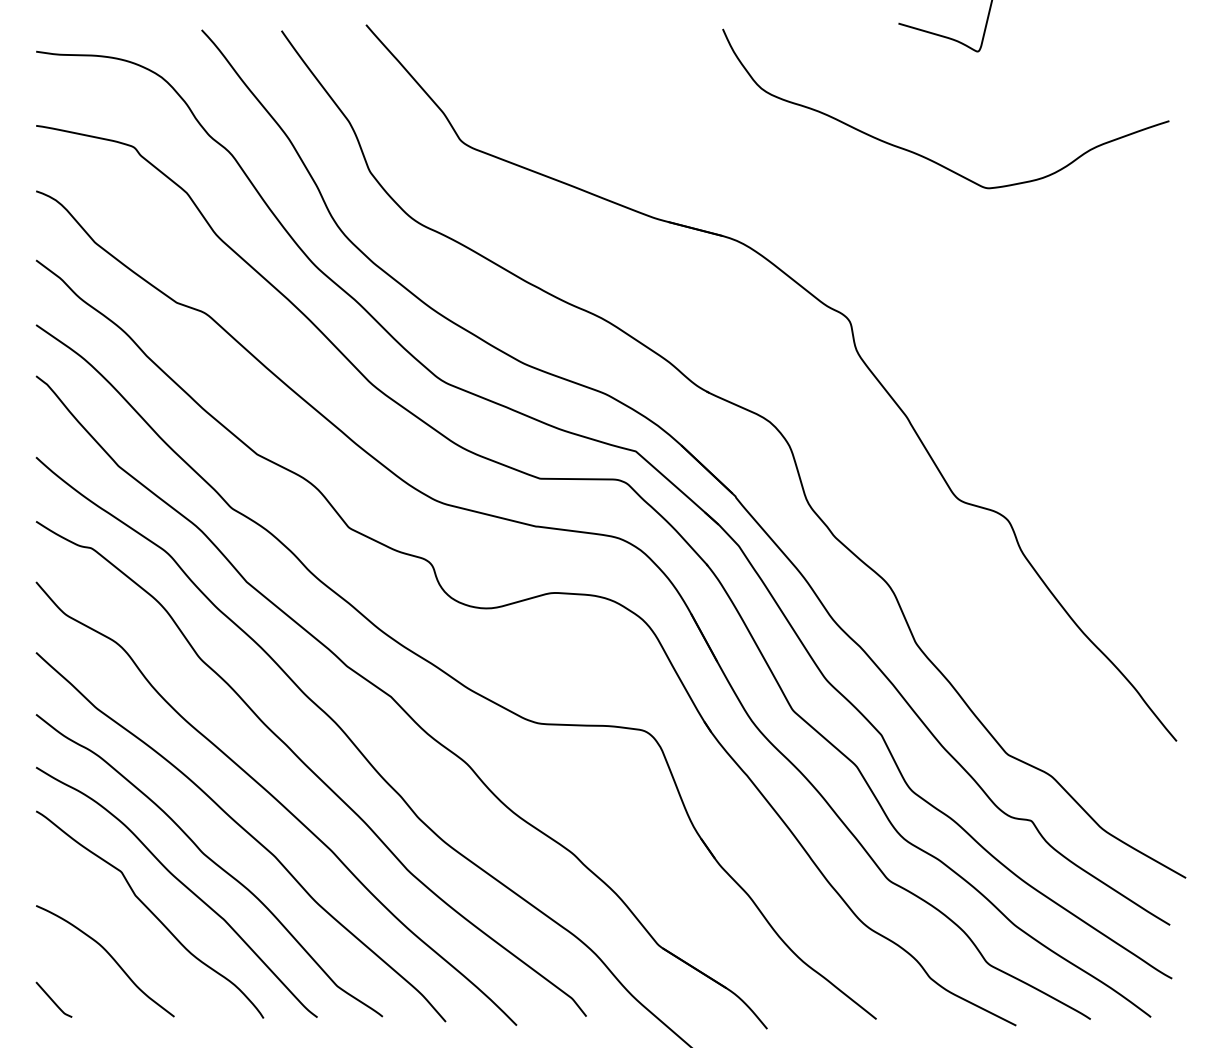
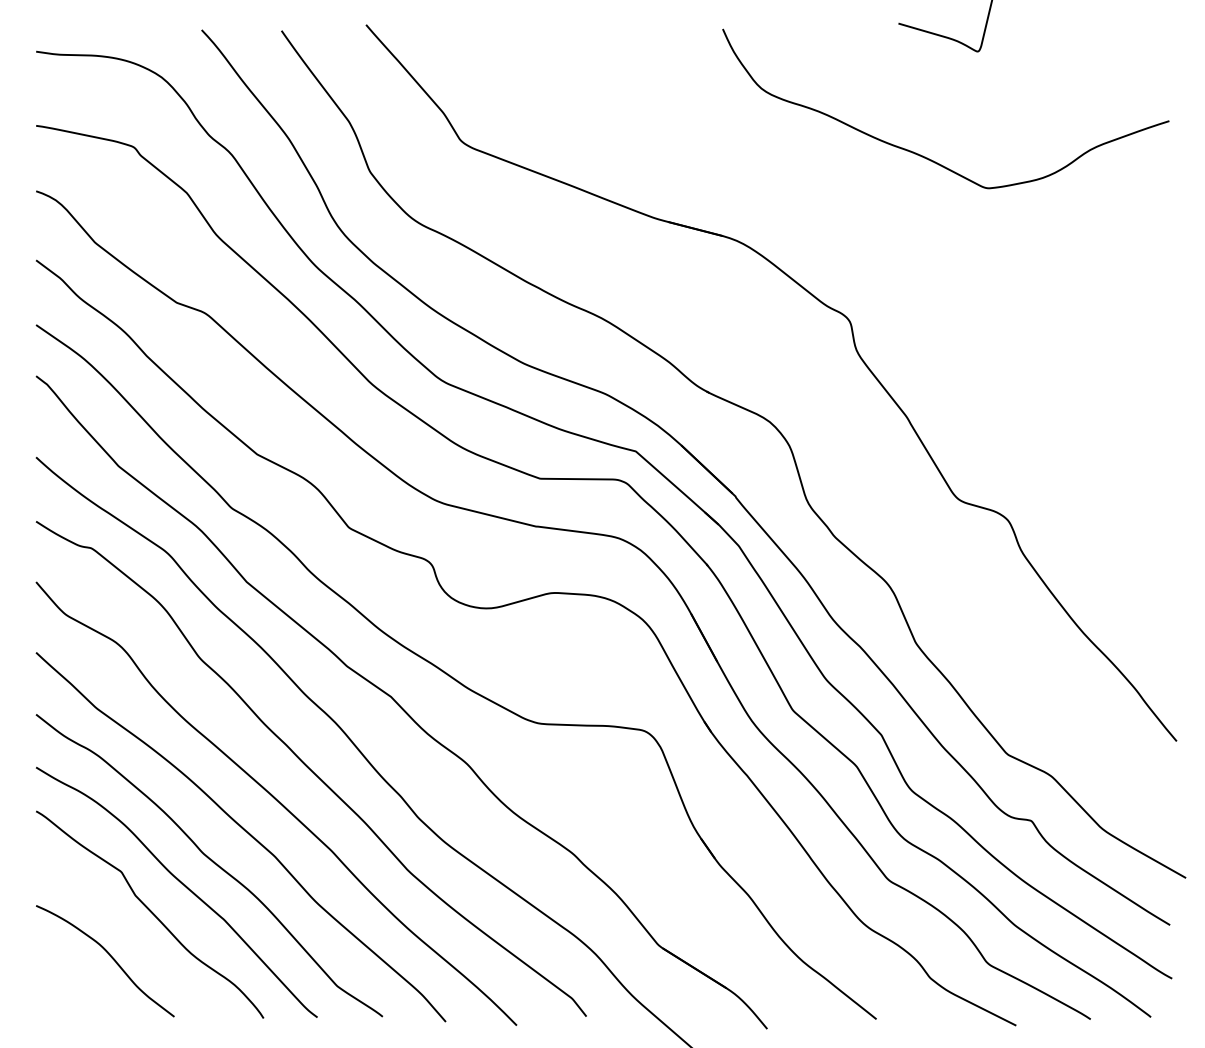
curve: present -> none (52, 999)
